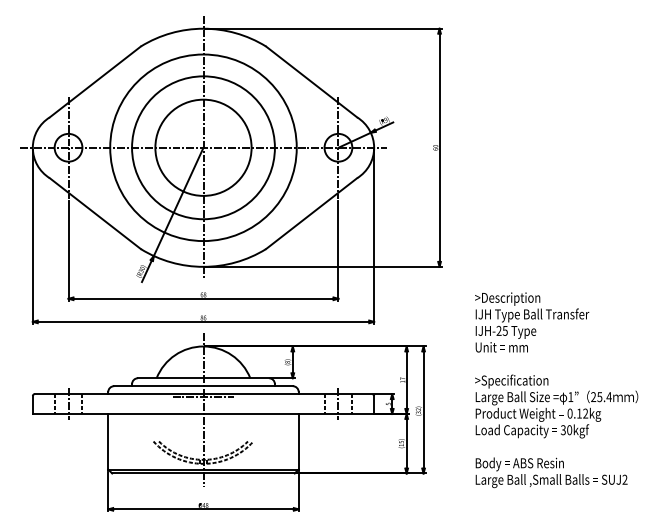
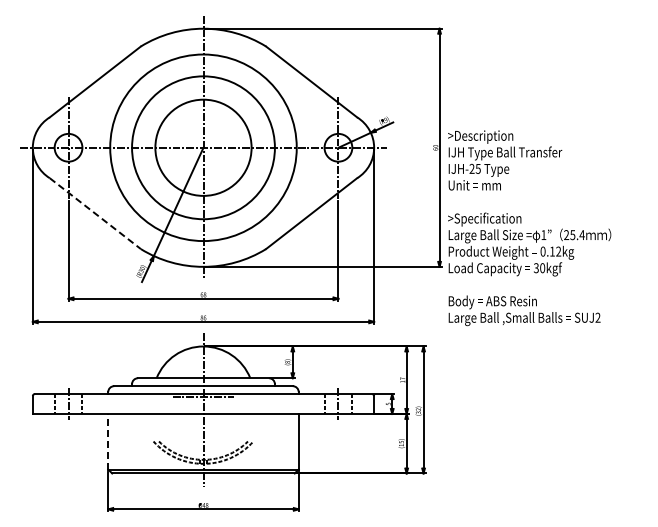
line: solid -> dashed (95, 213)
text position: (556, 390) -> (529, 228) (529, 228)
line: solid -> dashed (108, 441)
